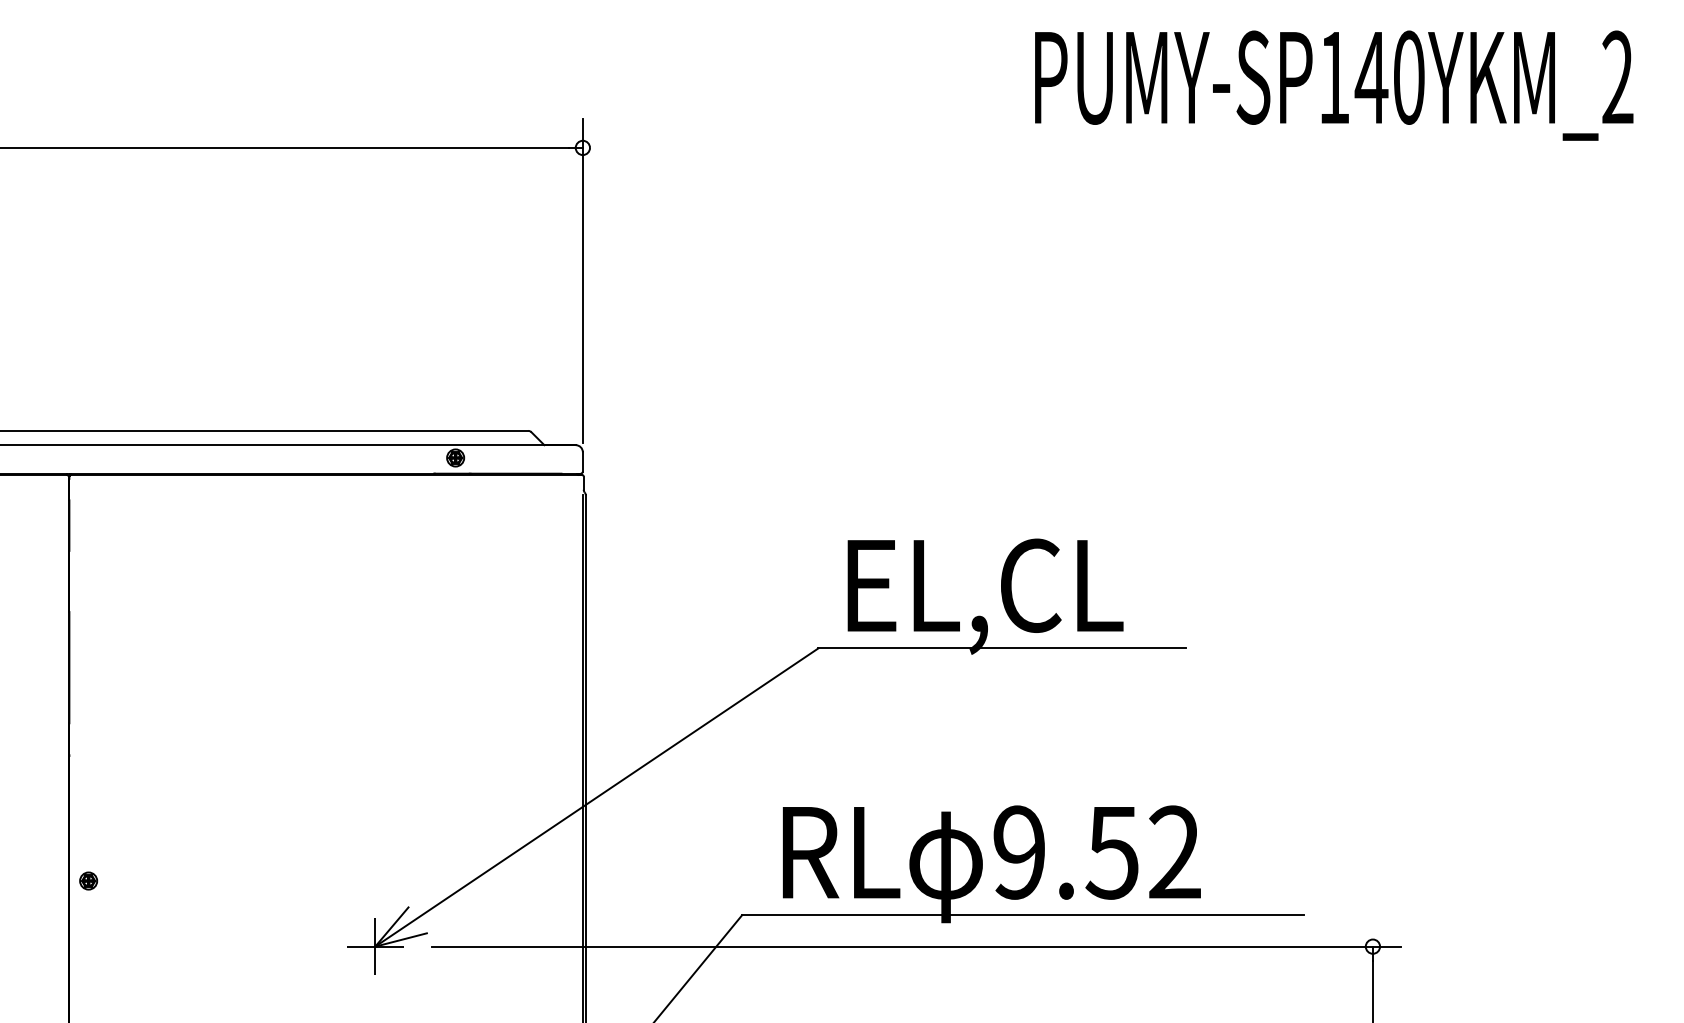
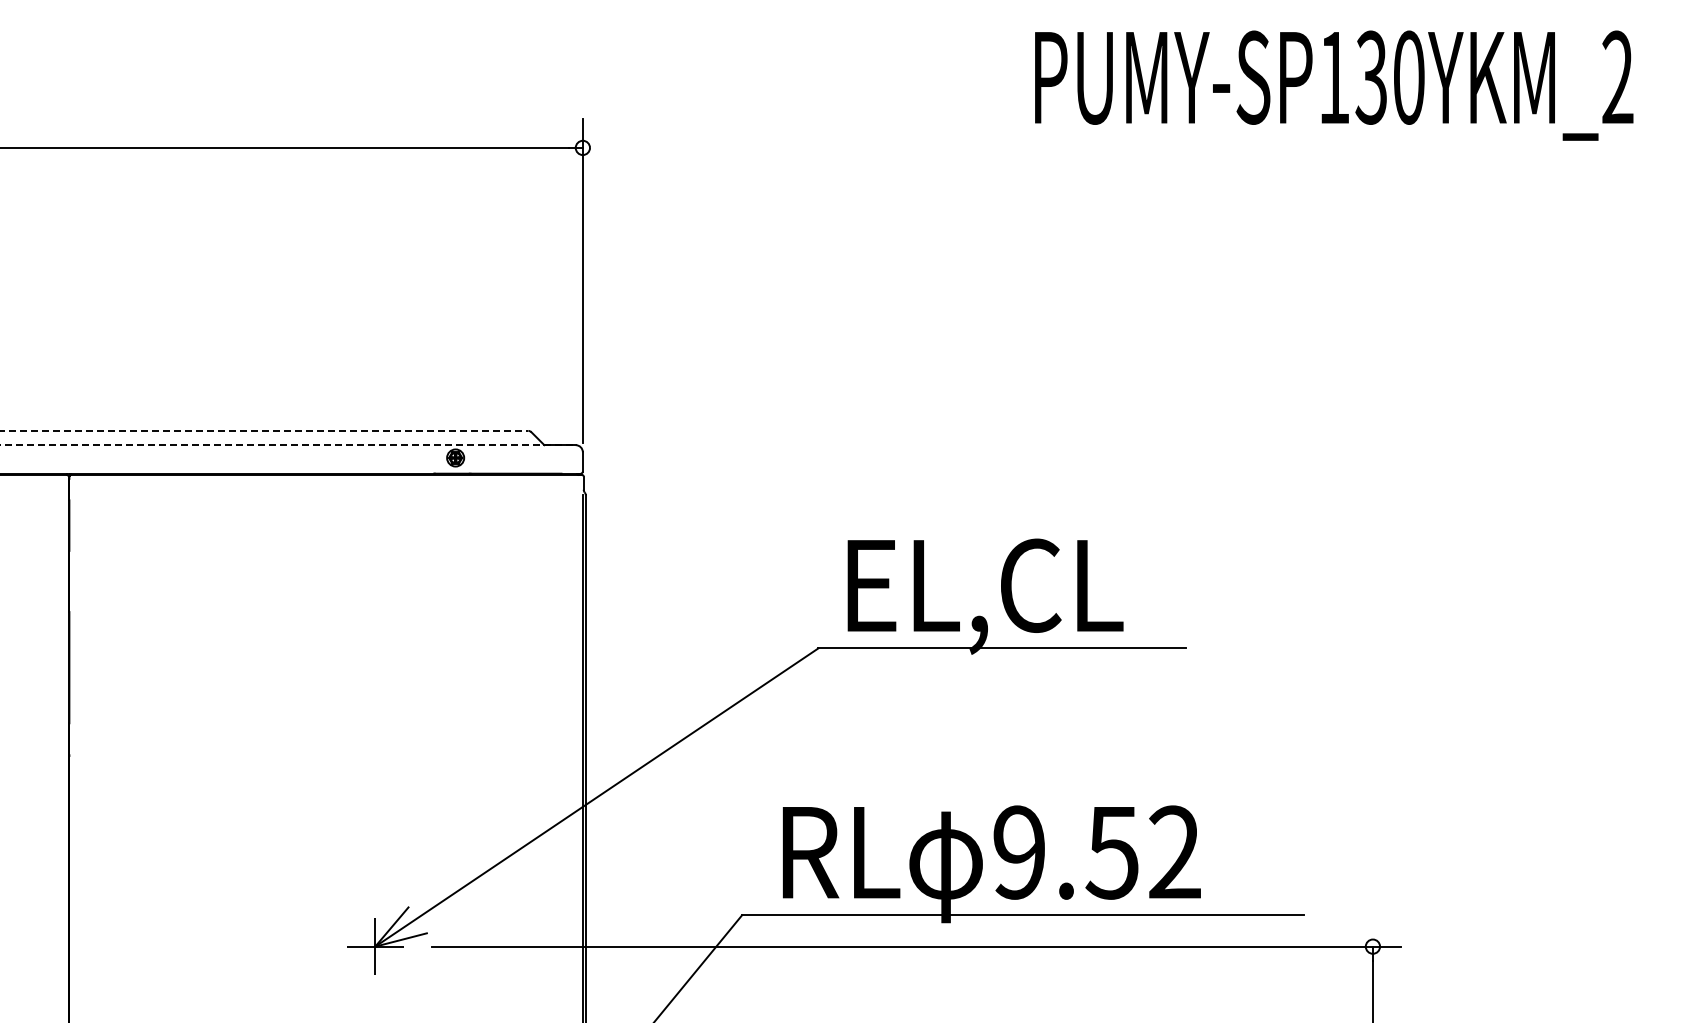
text: PUMY-SP140YKM_2 -> PUMY-SP130YKM_2 (1371, 77)
line: solid -> dashed (264, 430)
line: solid -> dashed (288, 445)
part: present -> none (88, 880)
